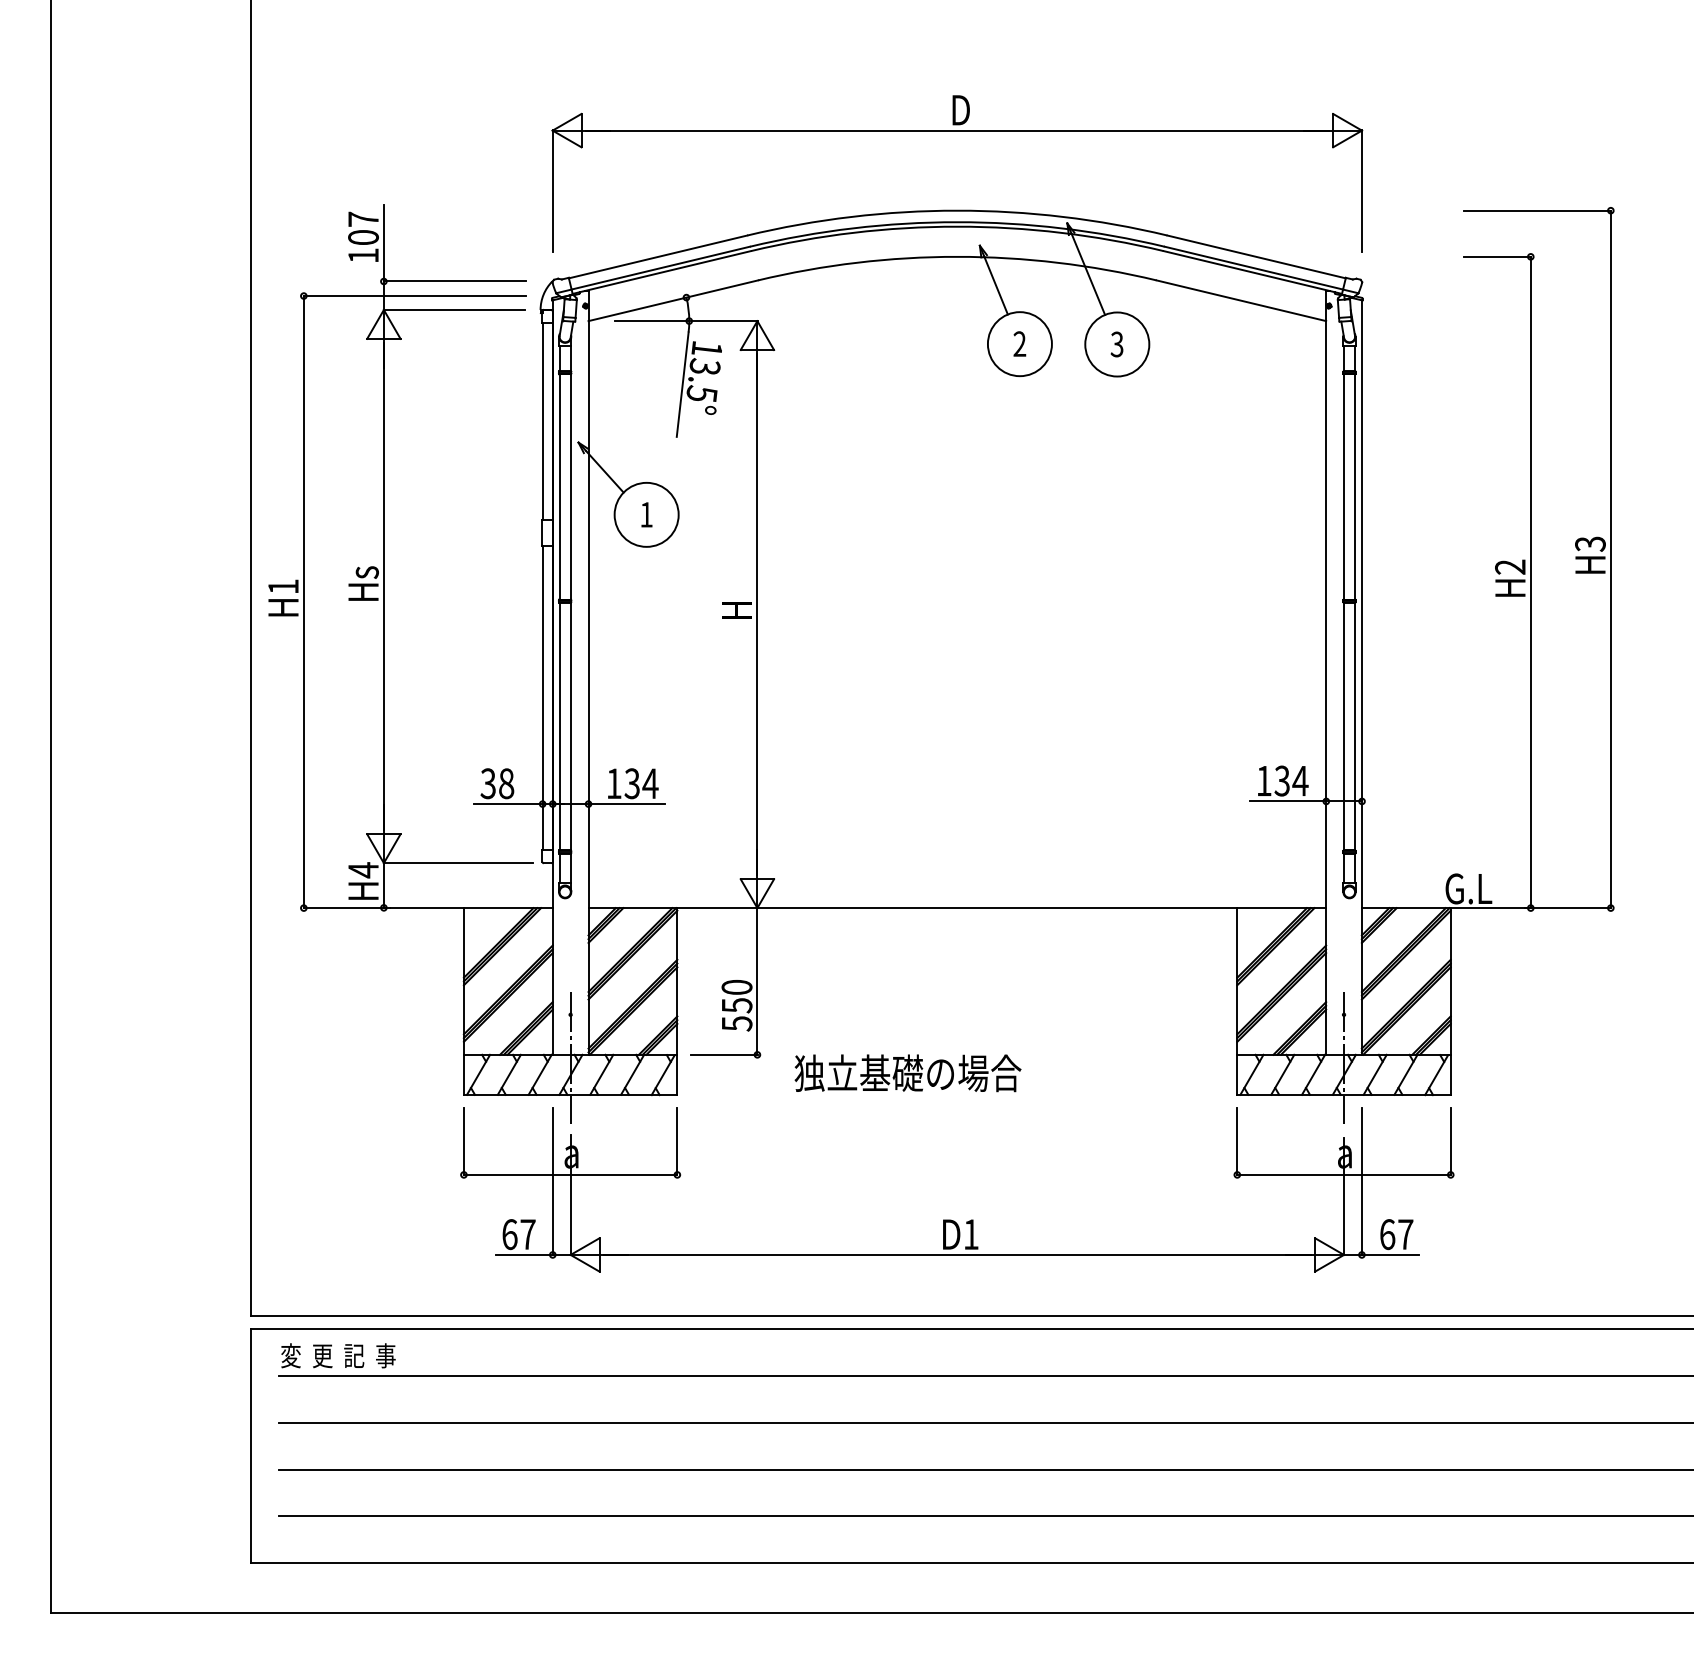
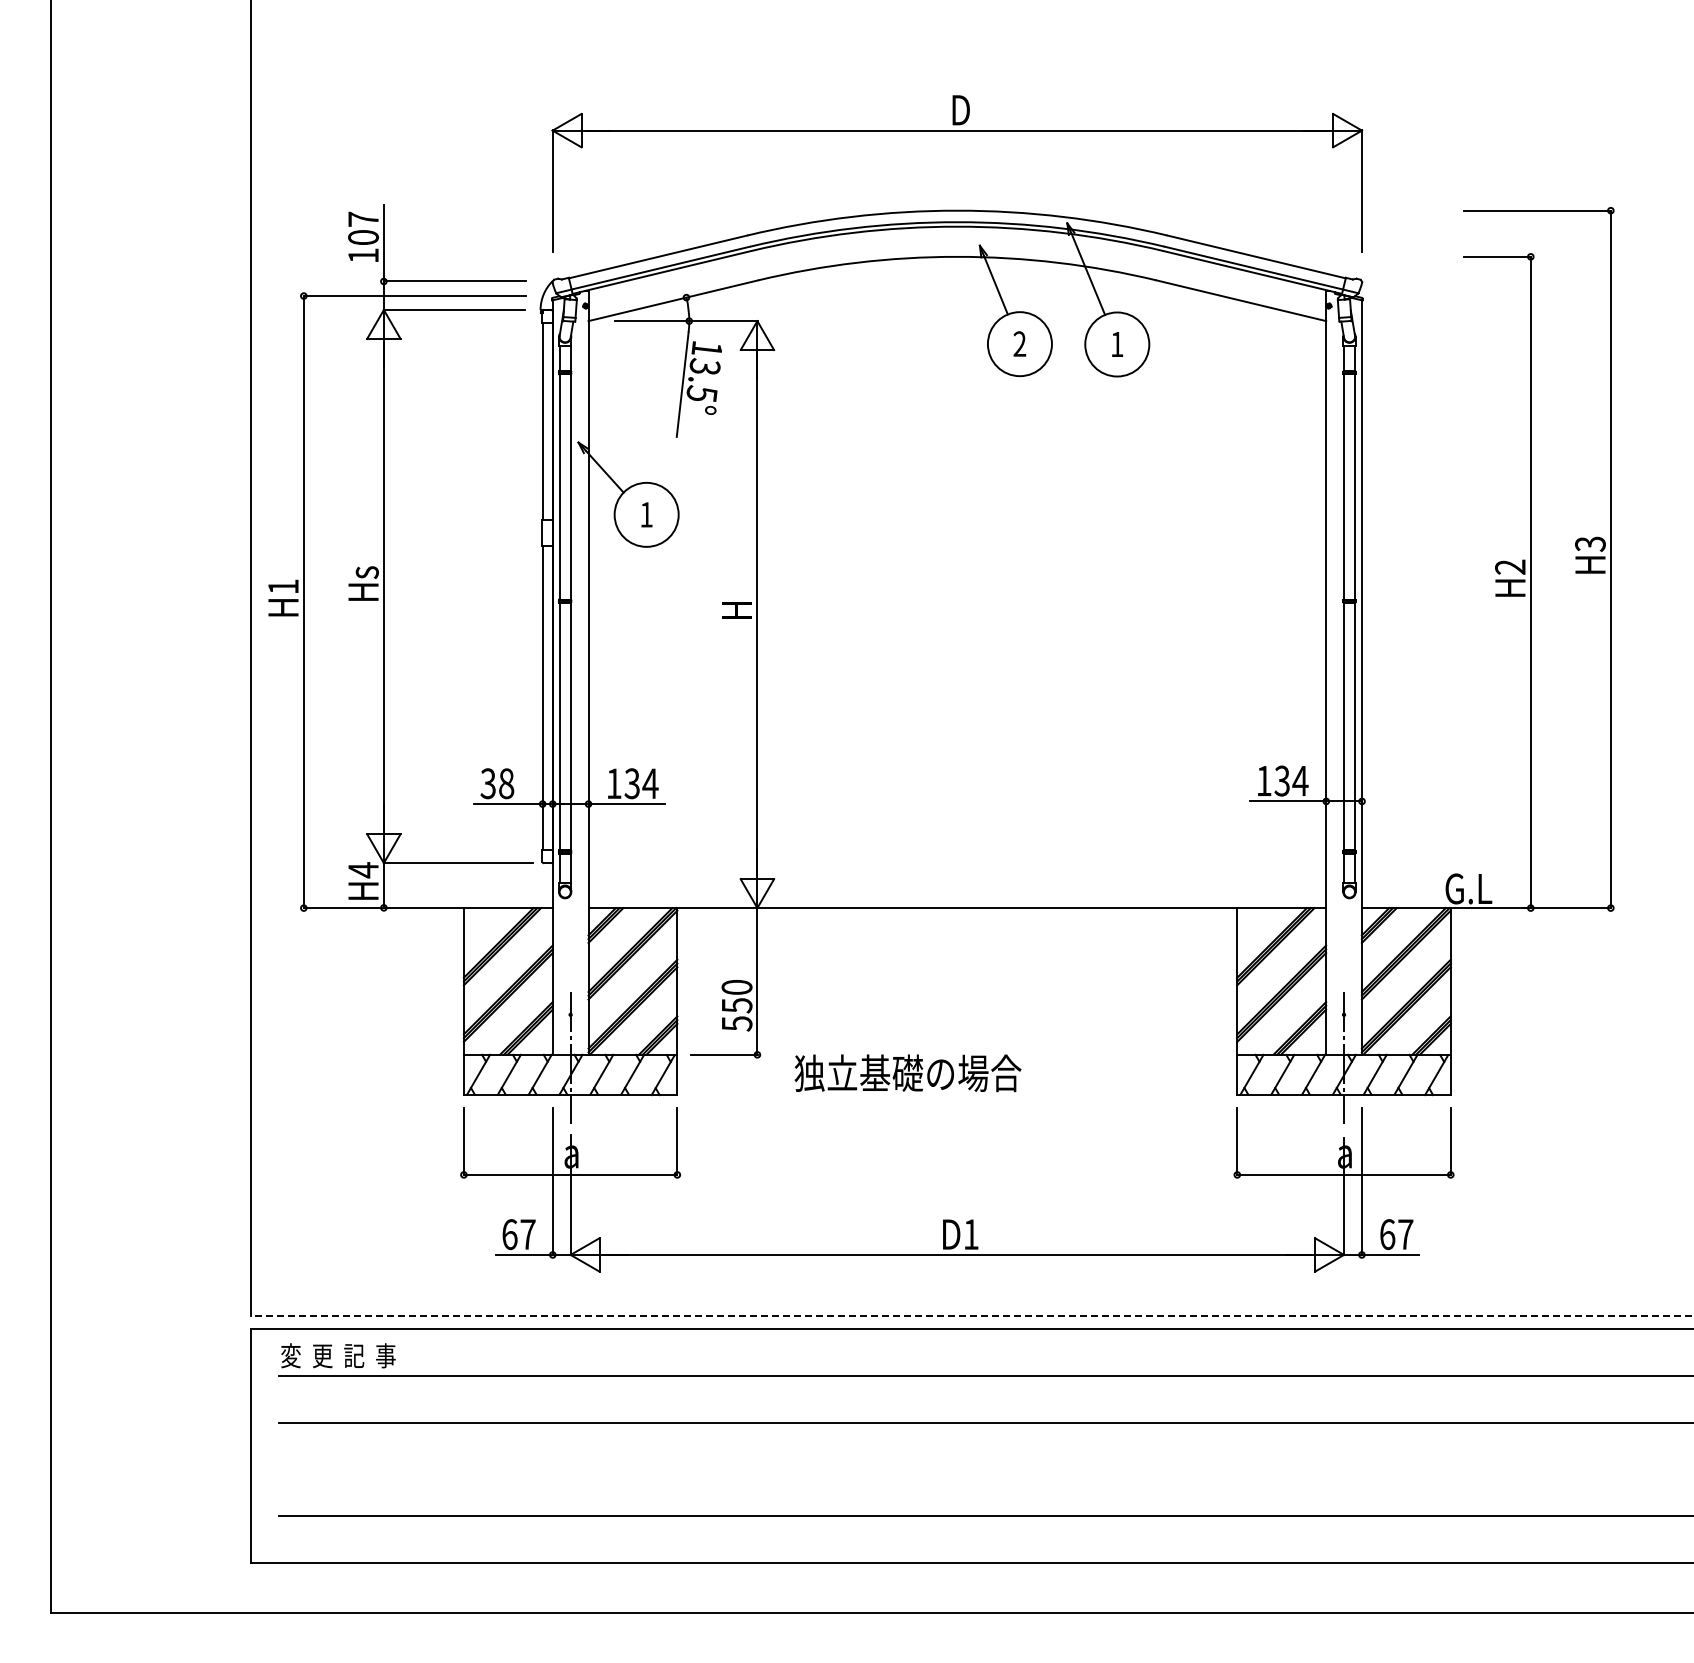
text: 3 -> 1 (1116, 344)
line: solid -> dashed (971, 1316)
line: present -> none (984, 1469)
